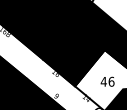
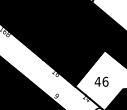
text position: (107, 81) -> (101, 81) (101, 81)
